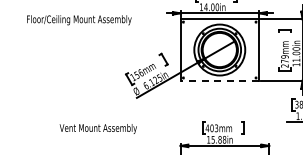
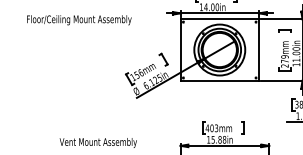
line: dashed -> solid (219, 80)
text position: (97, 128) -> (97, 142) (97, 142)
